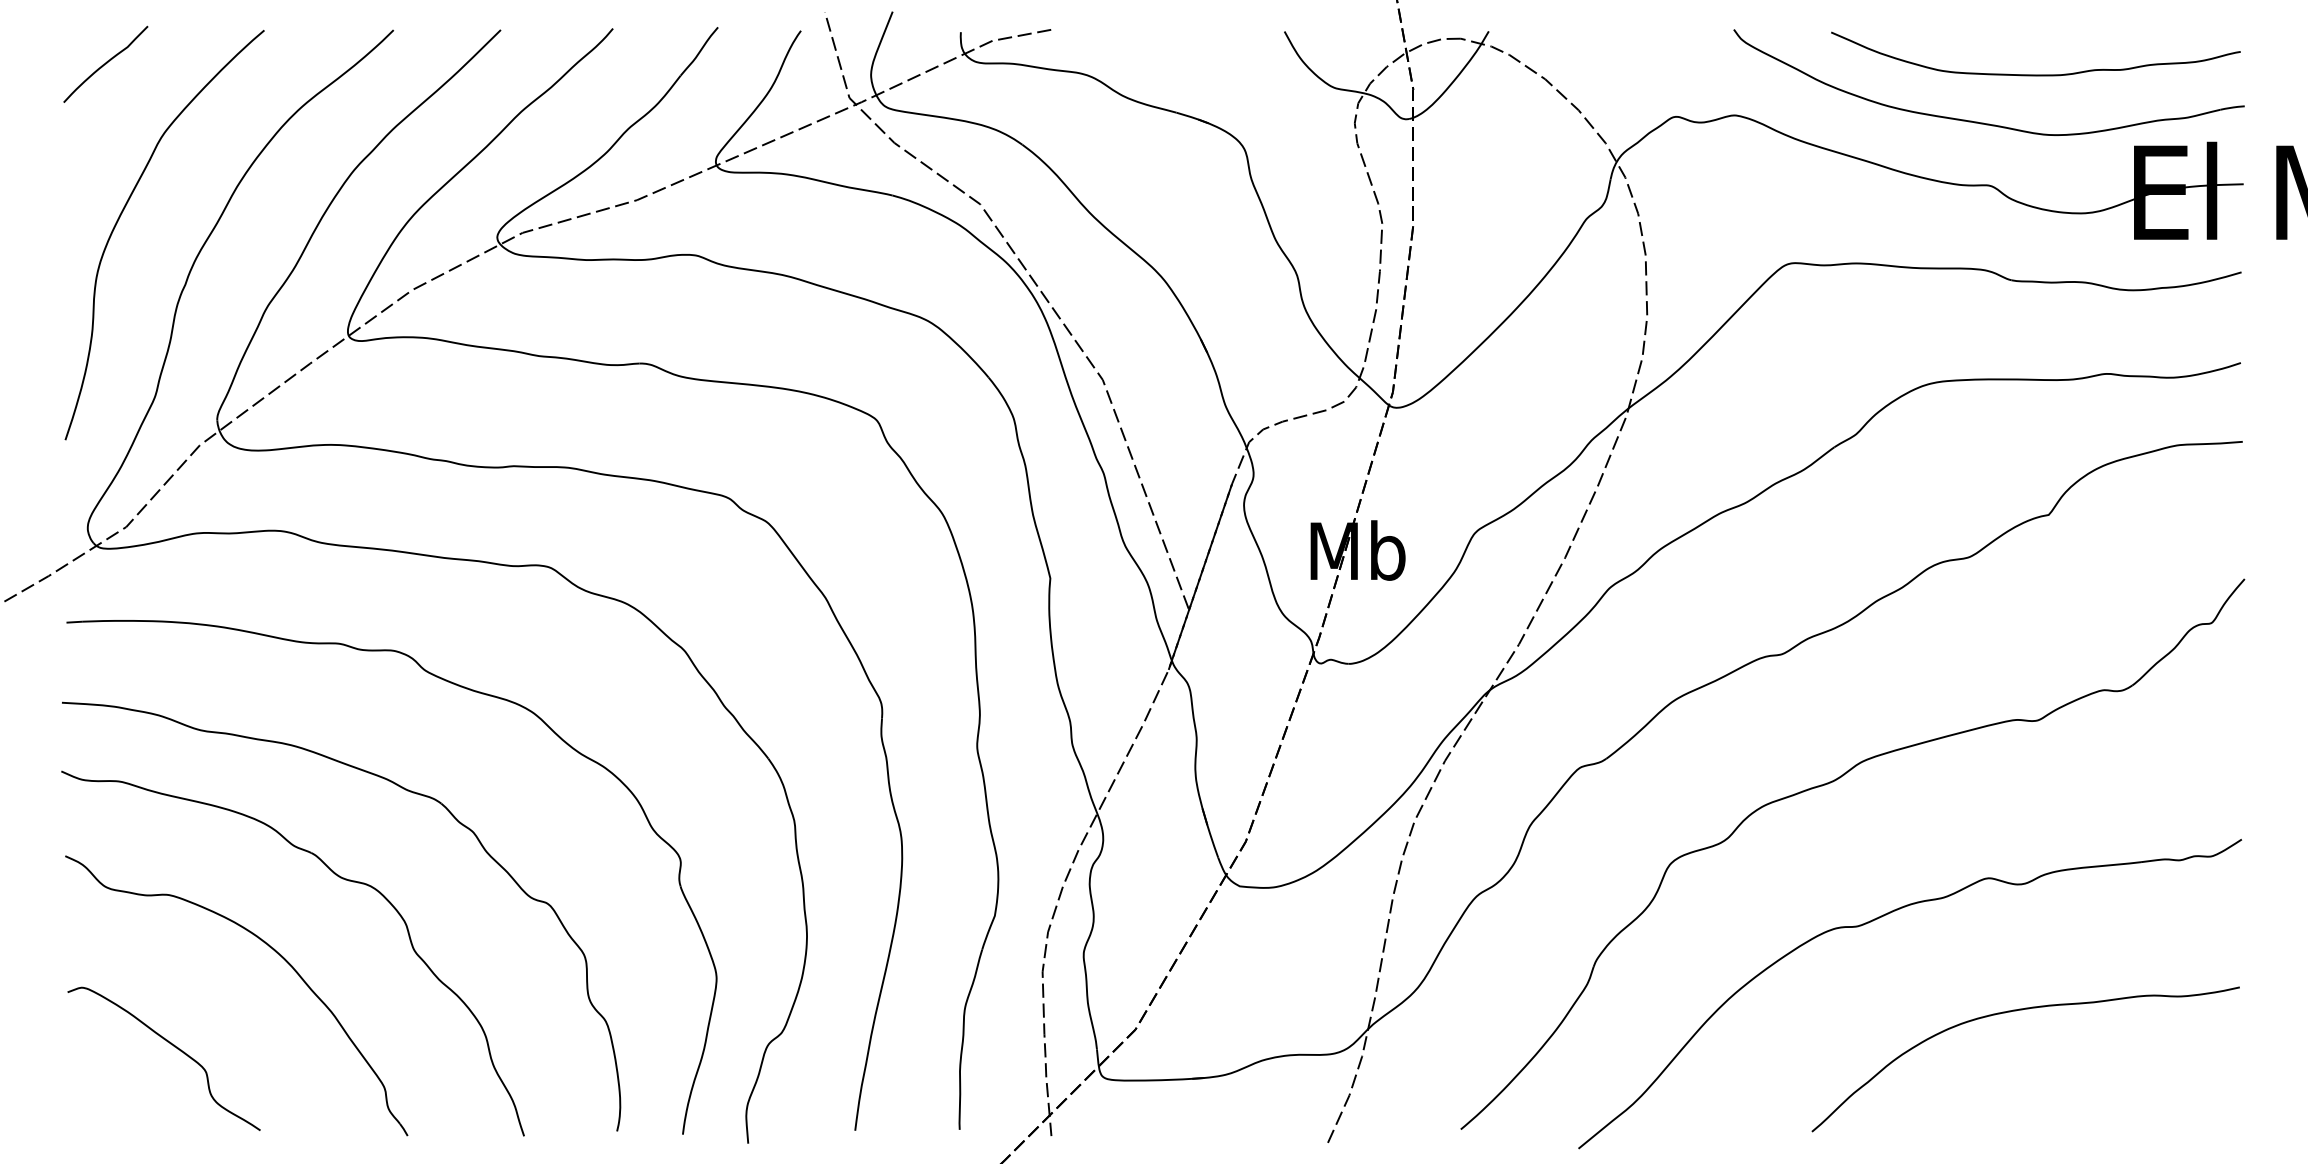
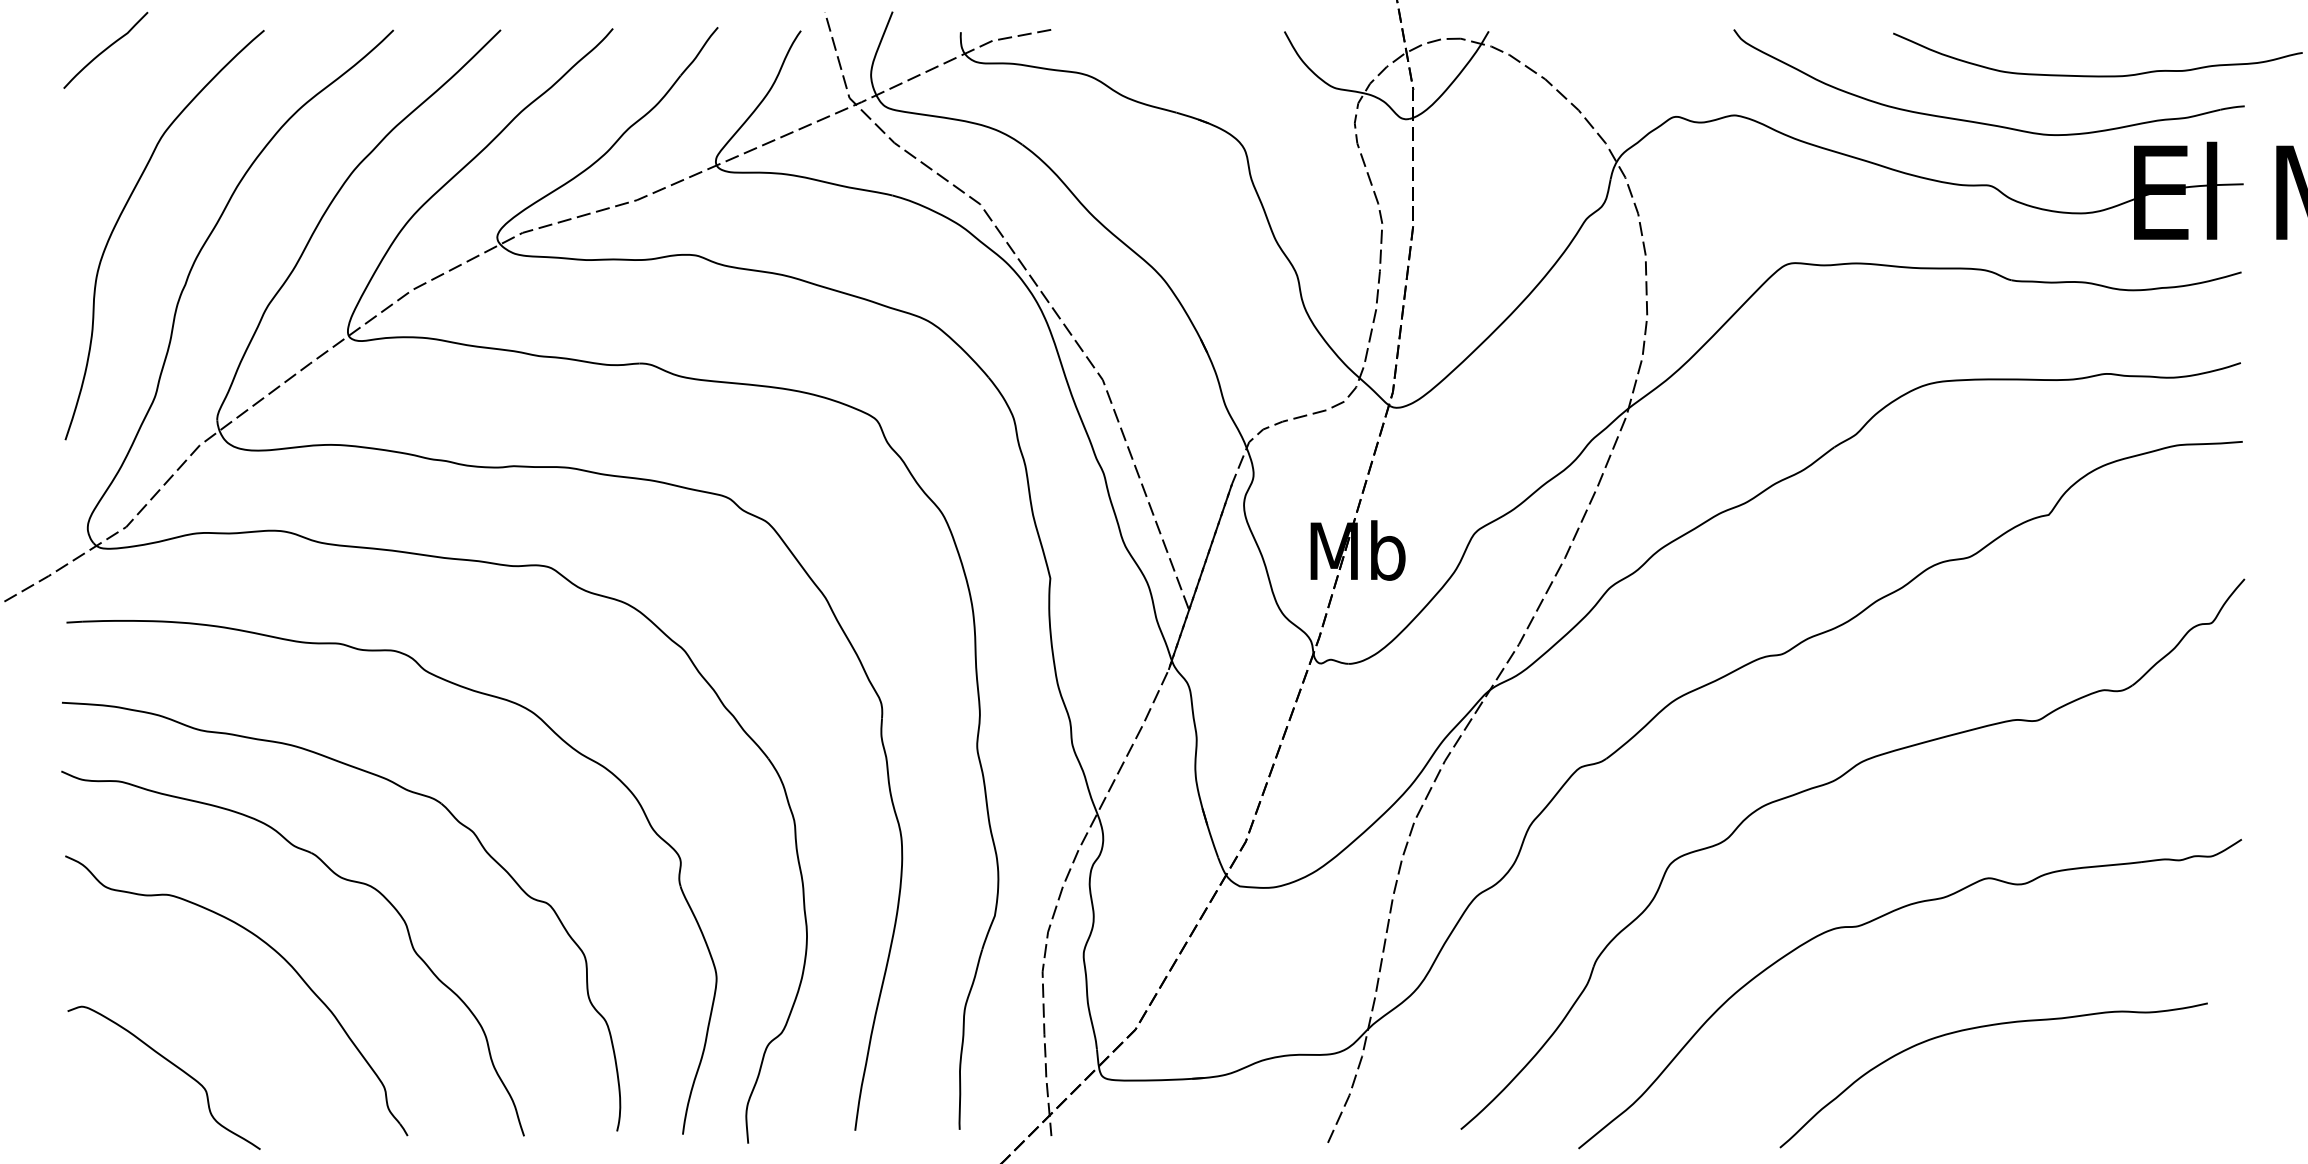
curve position: (105, 63) -> (105, 49) (105, 49)
curve position: (2035, 74) -> (2097, 75) (2097, 75)
curve position: (2016, 1011) -> (1984, 1027) (1984, 1027)
curve position: (174, 1047) -> (174, 1066) (174, 1066)
